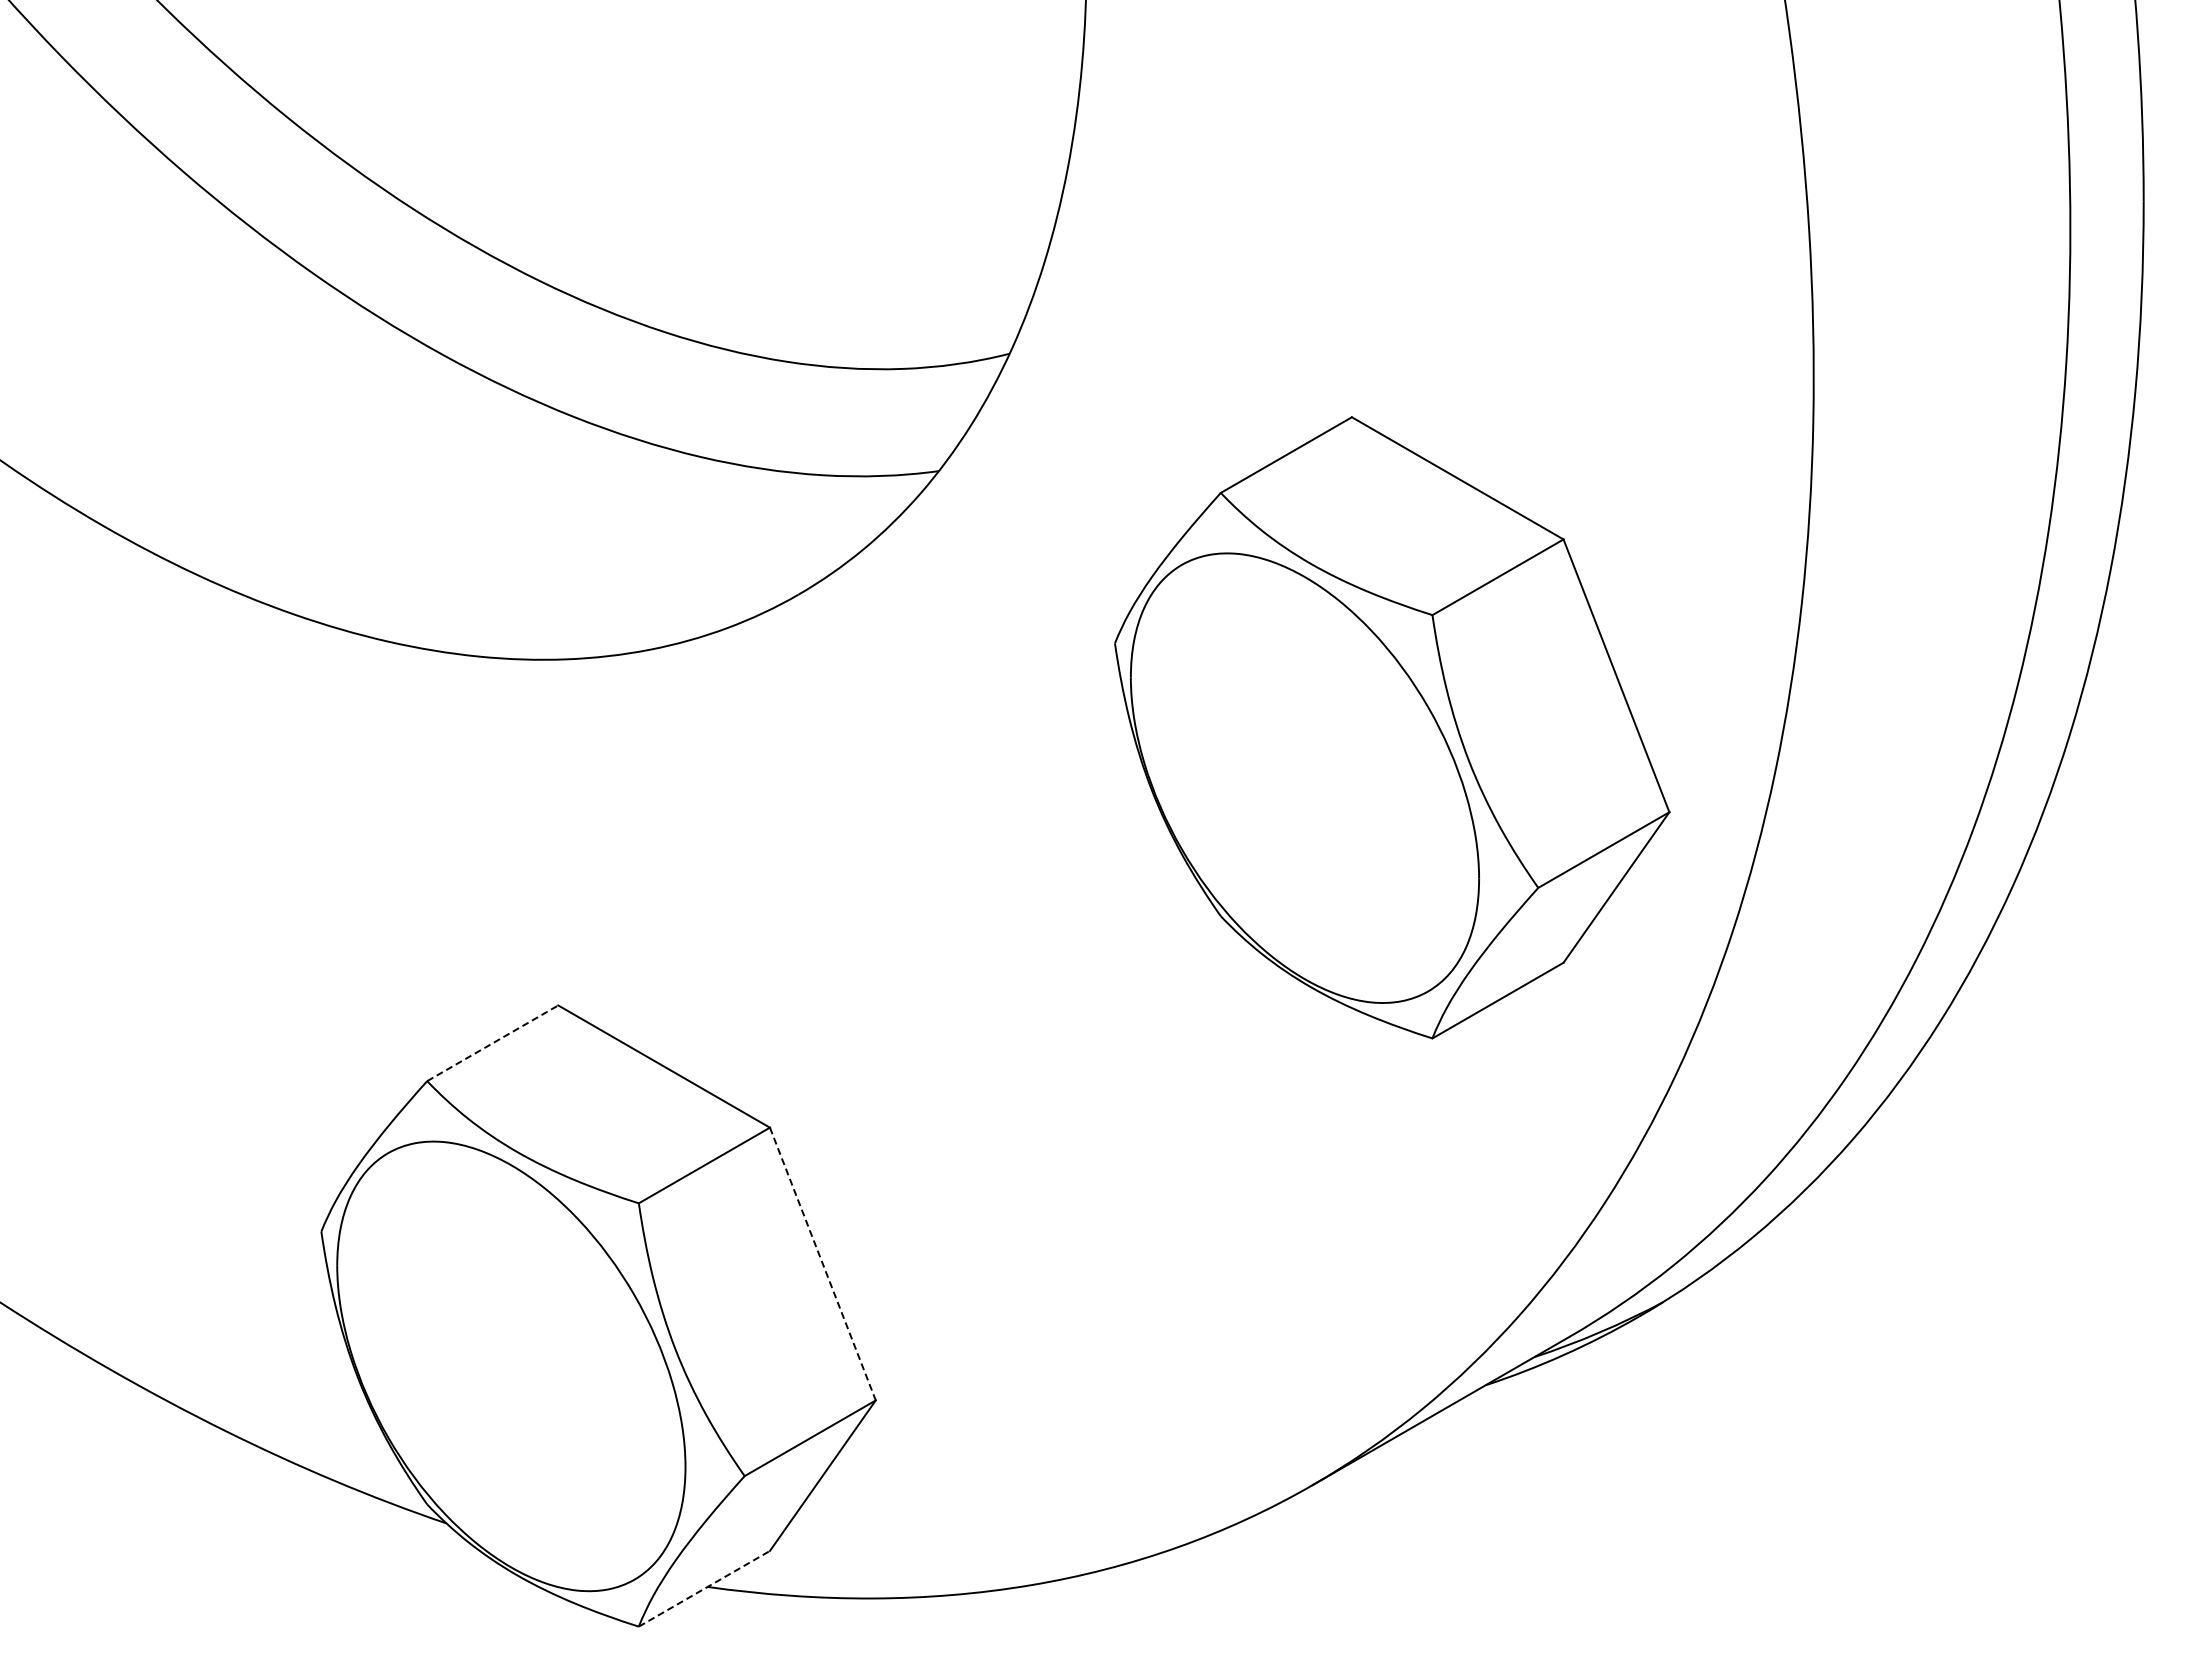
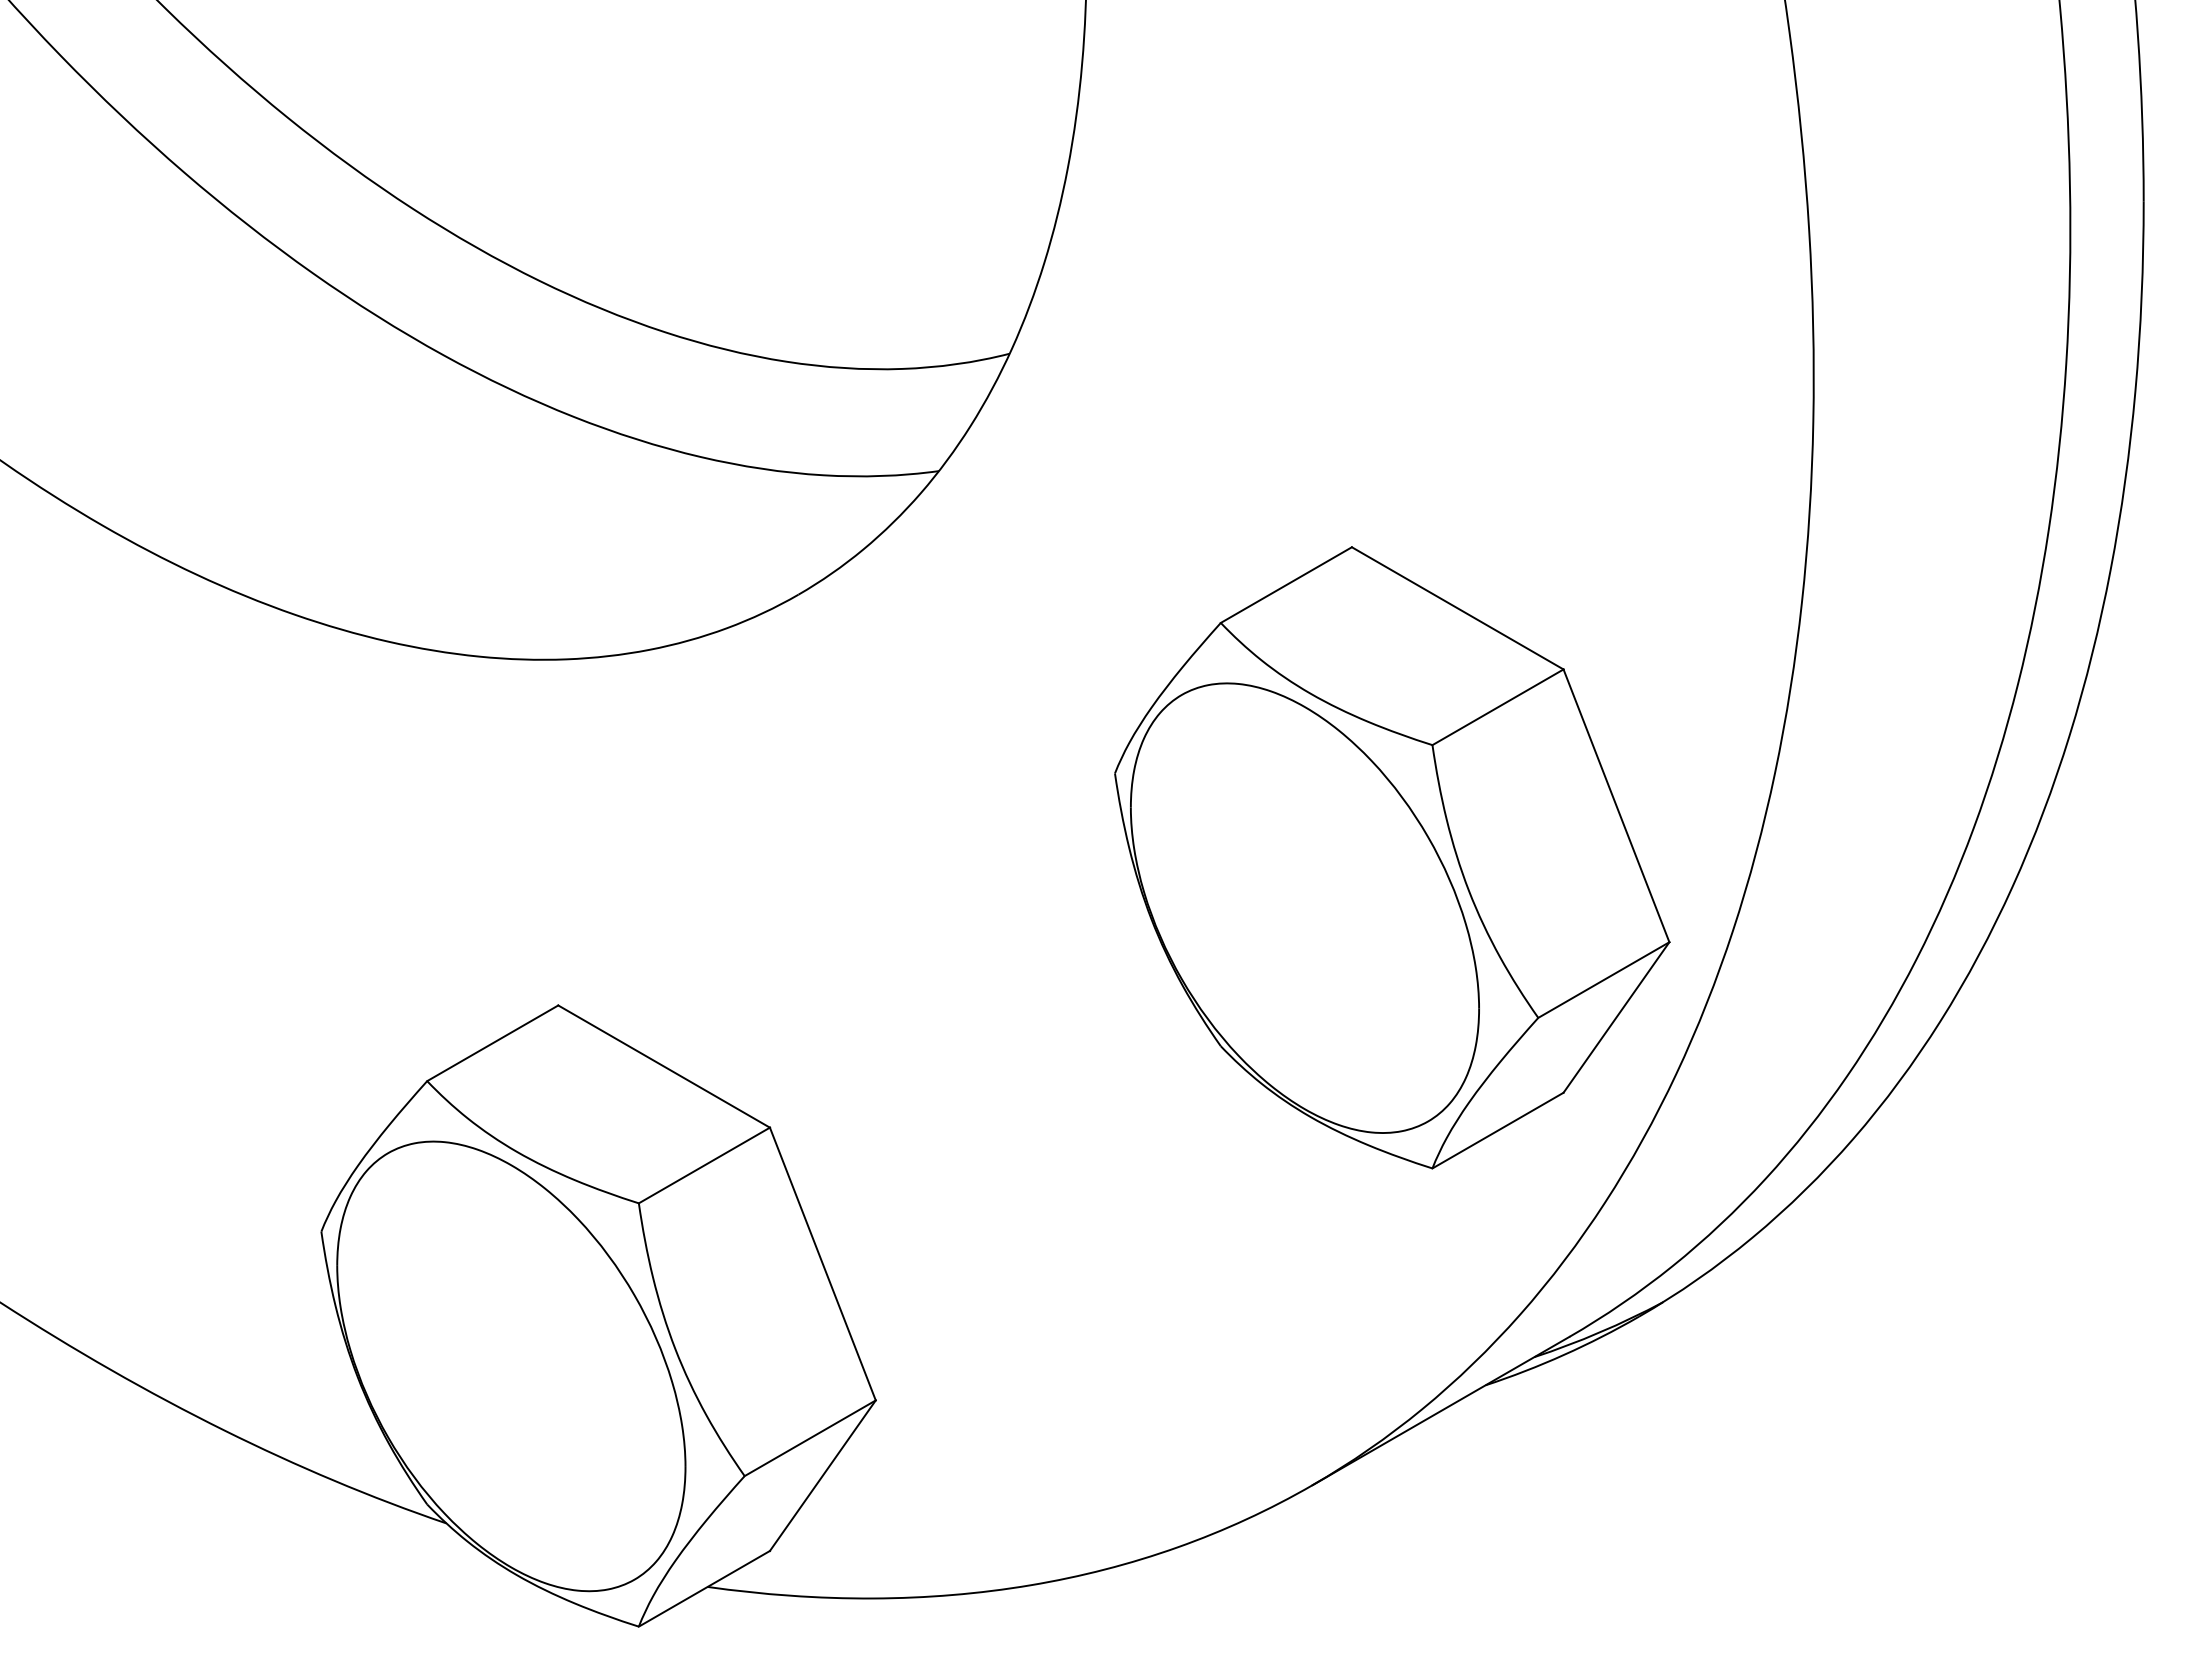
part position: (1392, 727) -> (1392, 857) (1392, 857)
line: dashed -> solid (492, 1043)
line: dashed -> solid (823, 1264)
line: dashed -> solid (704, 1588)
